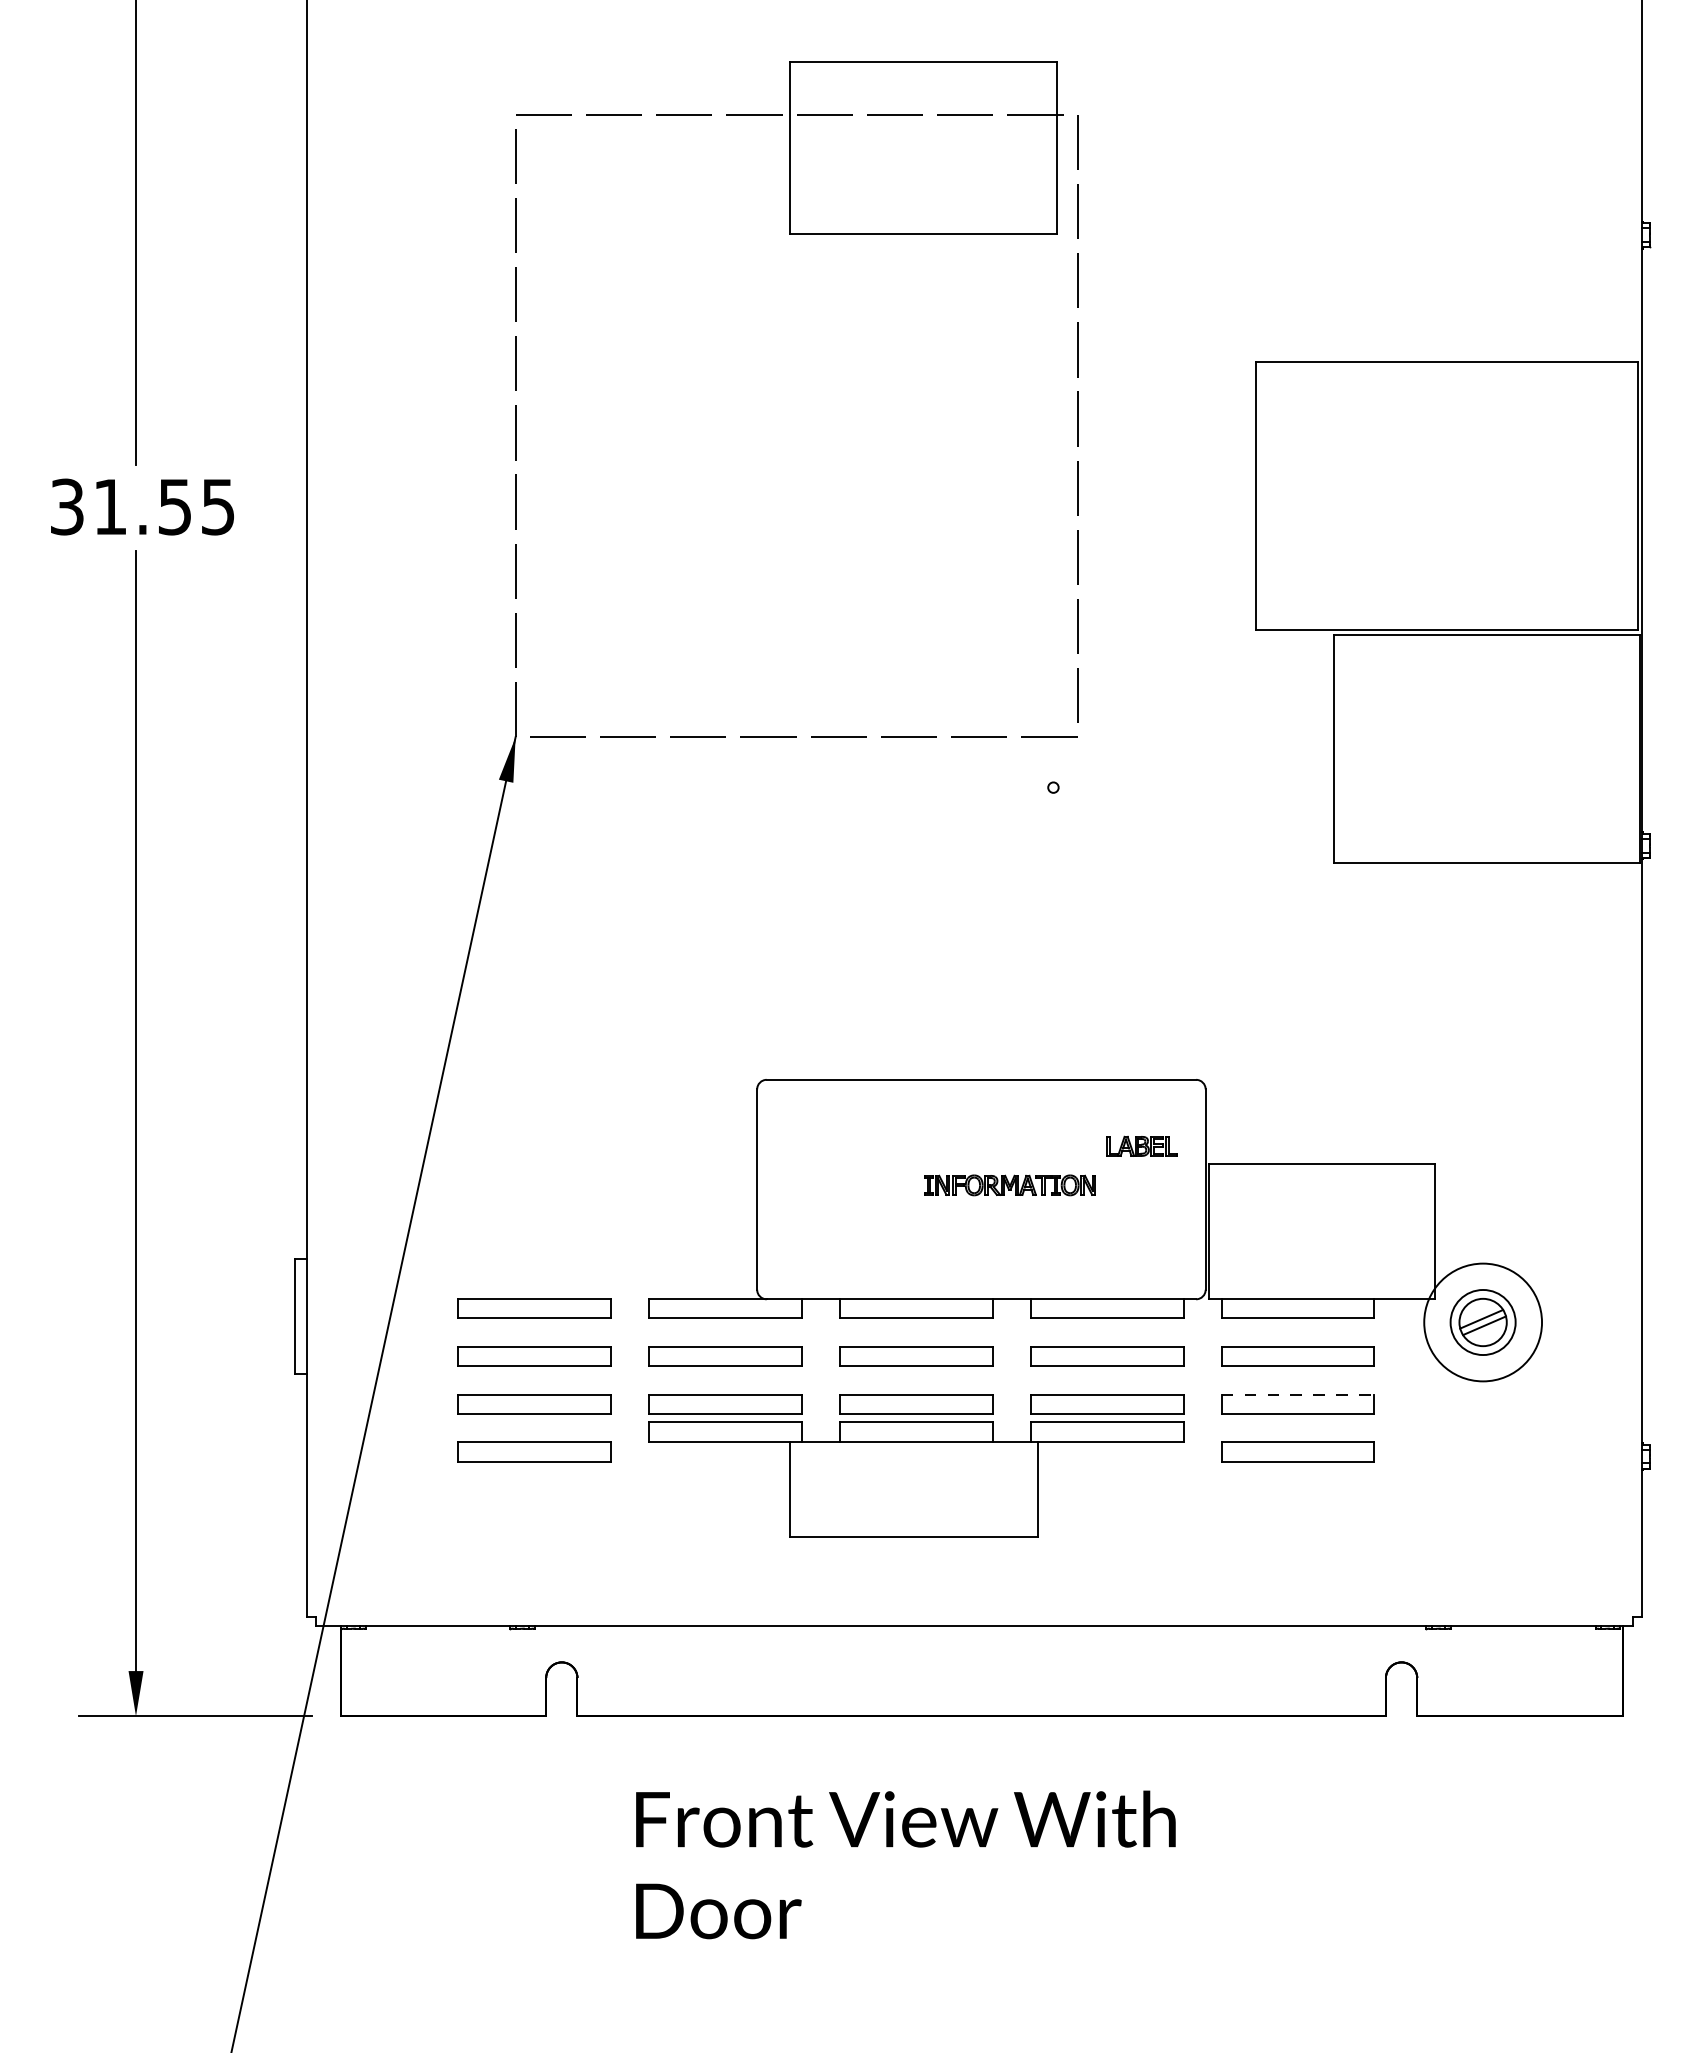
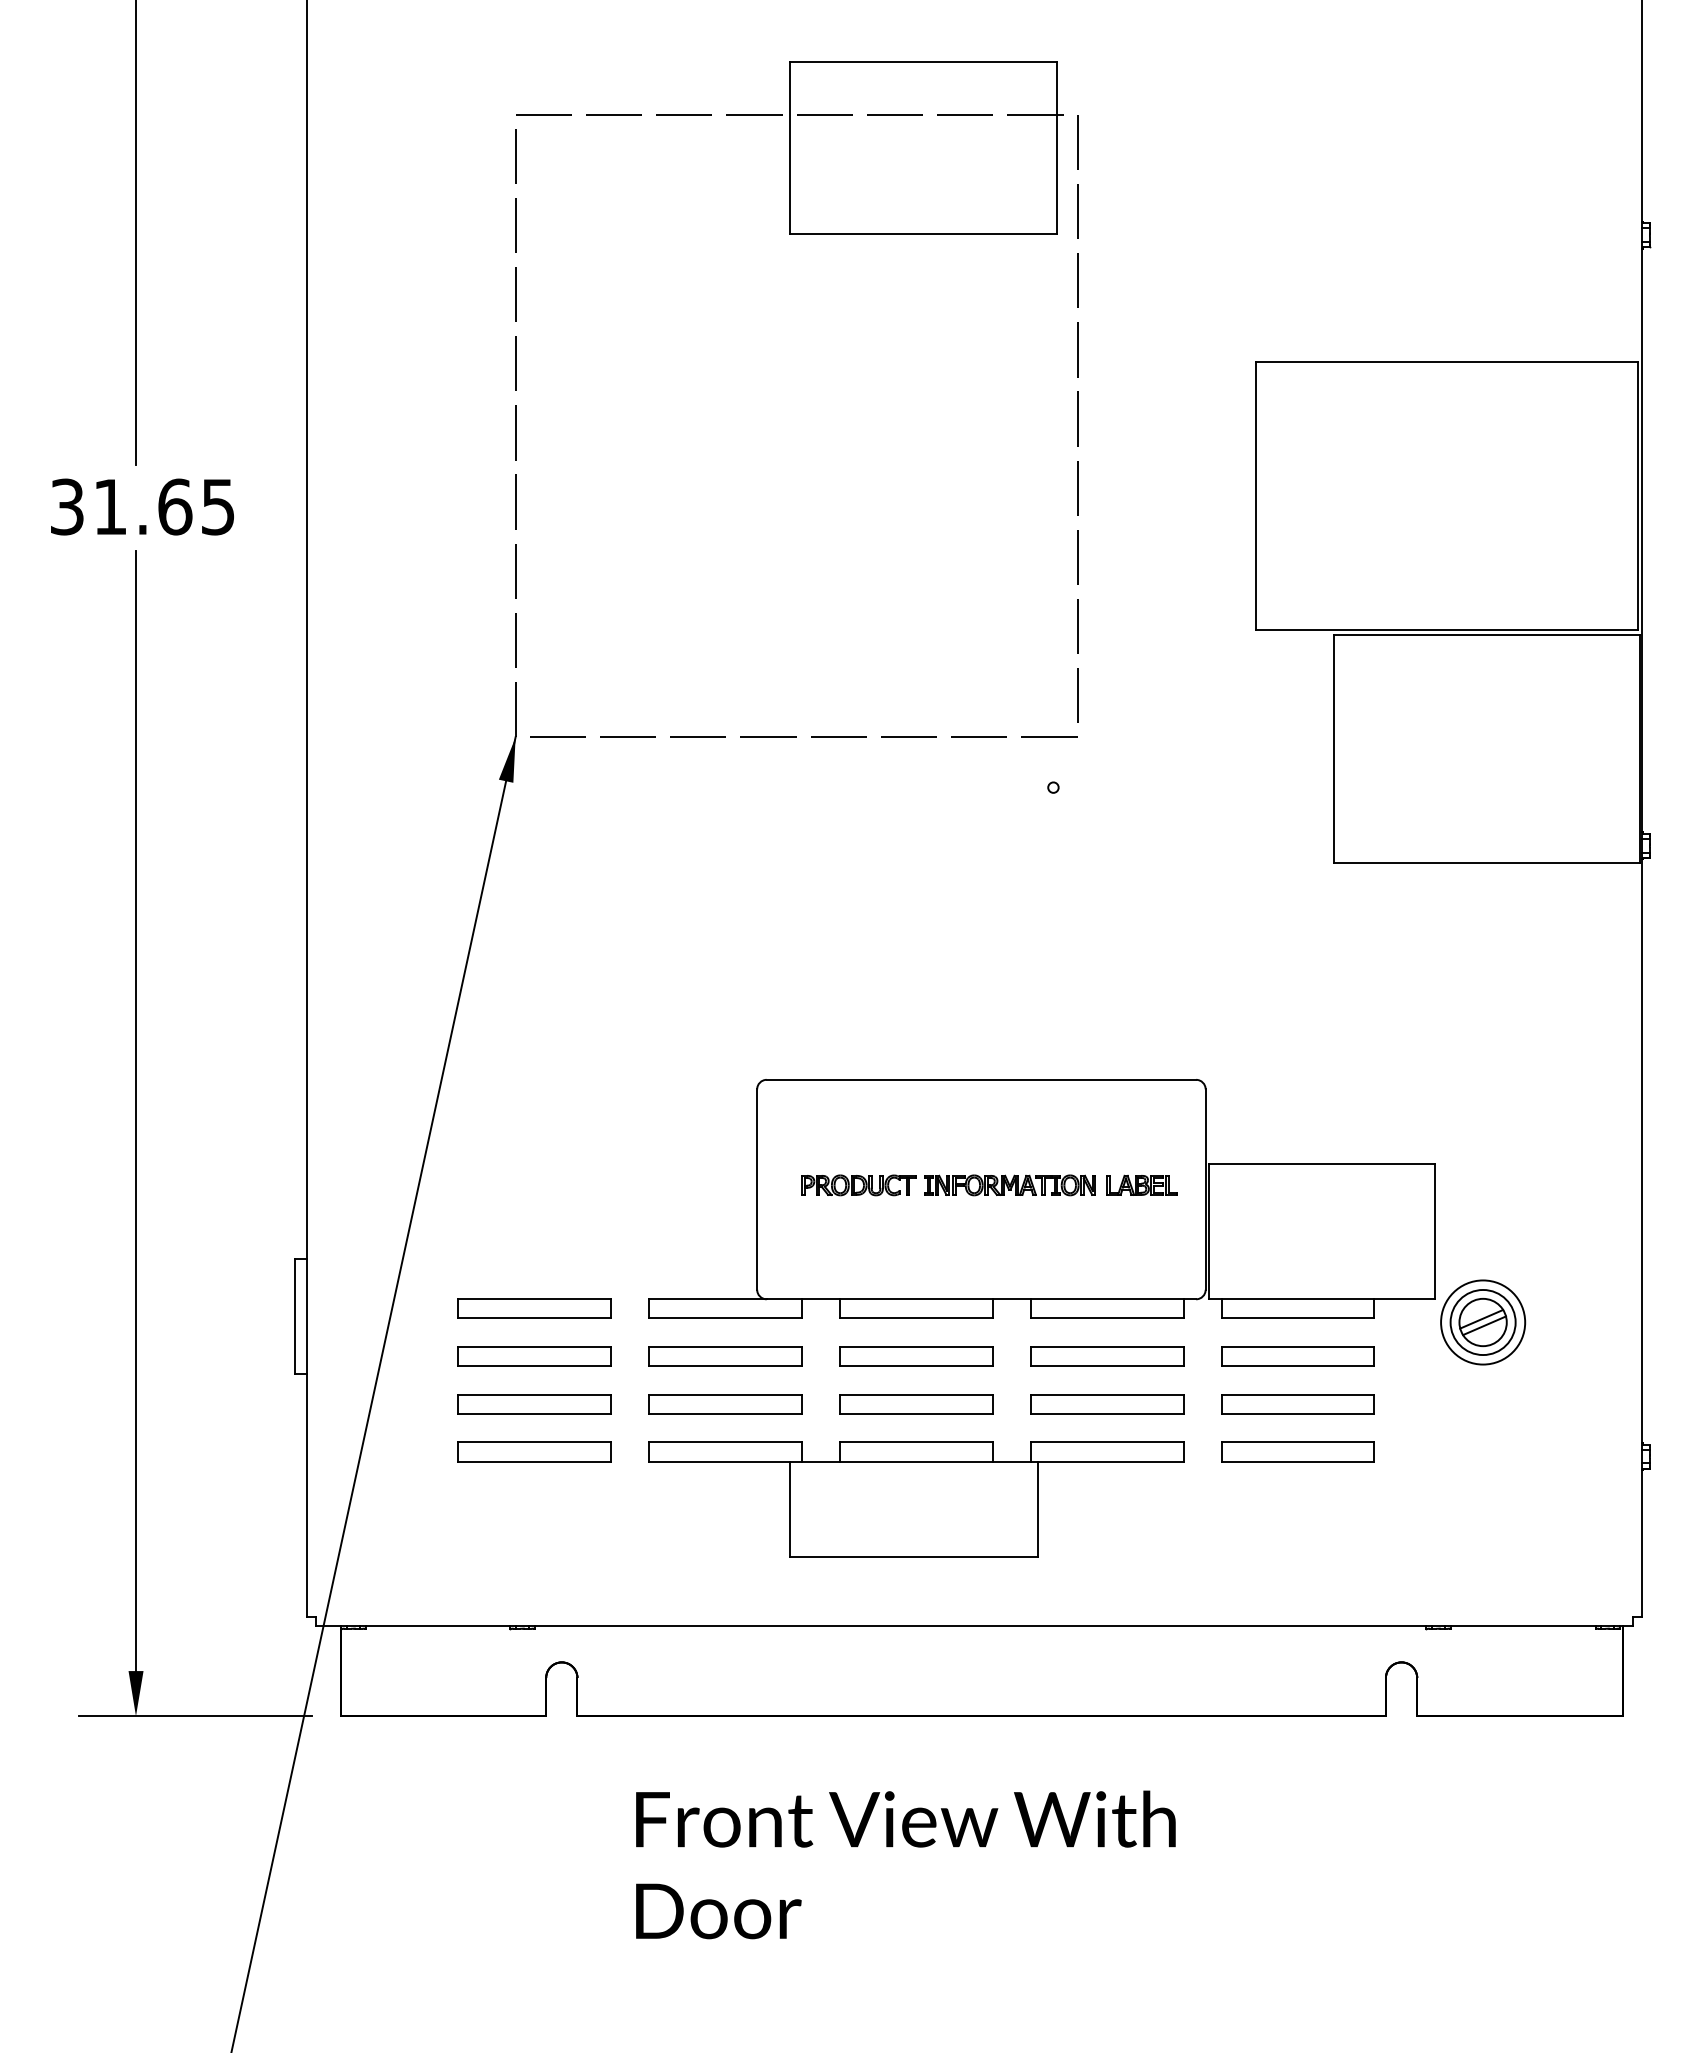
text: 31.55 -> 31.65 (175, 506)
part position: (1141, 1145) -> (1141, 1184) (1141, 1184)
part: none -> present (858, 1185)
circle diameter: 118 px -> 84 px (1483, 1322)
line: dashed -> solid (1298, 1394)
part position: (916, 1479) -> (916, 1499) (916, 1499)
